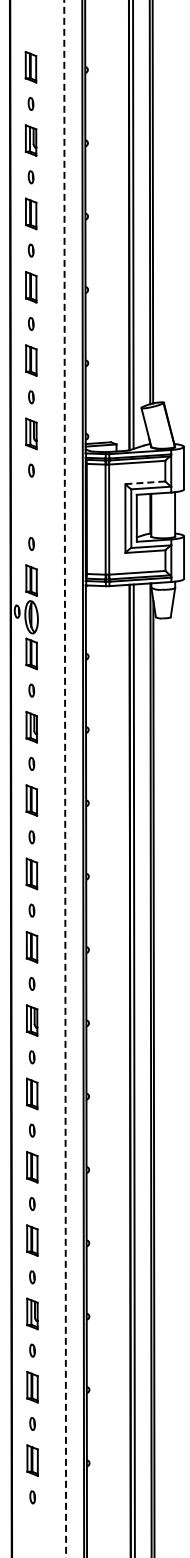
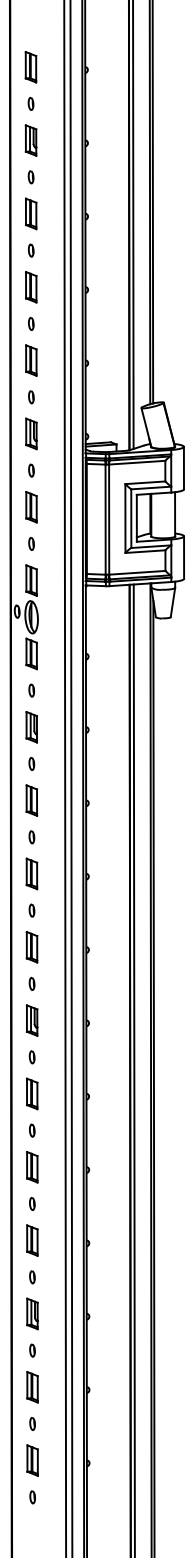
line: dashed -> solid (145, 482)
part: none -> present (31, 507)
line: none -> present (71, 778)
line: dashed -> solid (65, 779)
